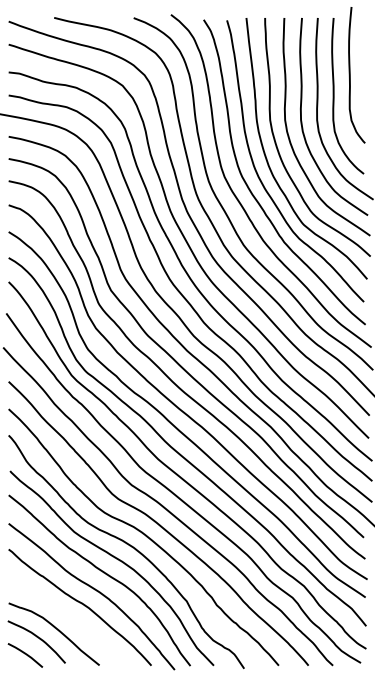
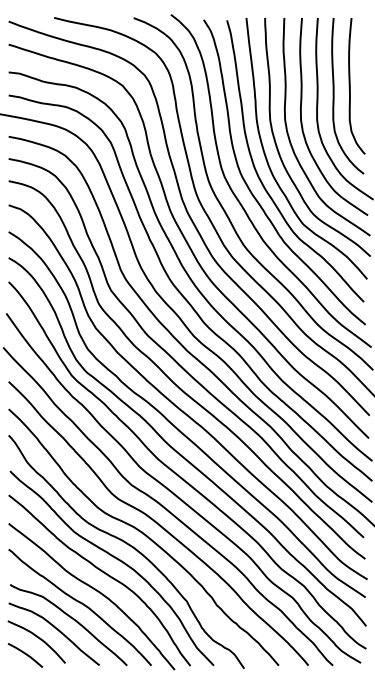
curve position: (350, 75) -> (350, 86) (350, 86)
curve: none -> present (73, 620)
